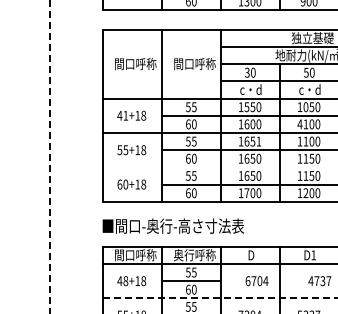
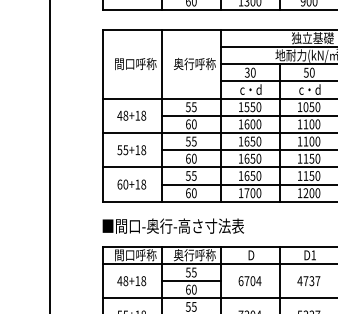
text: 間口呼称 -> 奥行呼称 (184, 63)
text: 41+18 -> 48+18 (125, 115)
text: 4100 -> 1100 (299, 124)
text: 1651 -> 1650 (258, 141)
line: dashed -> solid (49, 156)
line: none -> present (218, 167)
text position: (256, 281) -> (249, 281) (249, 281)
text position: (319, 281) -> (308, 281) (308, 281)
line: dashed -> solid (220, 298)
